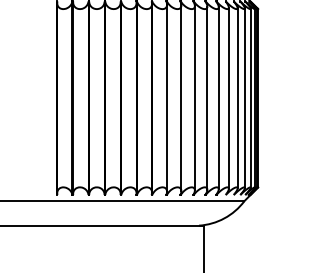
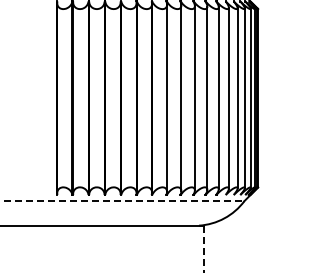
line: solid -> dashed (122, 201)
line: solid -> dashed (204, 249)
